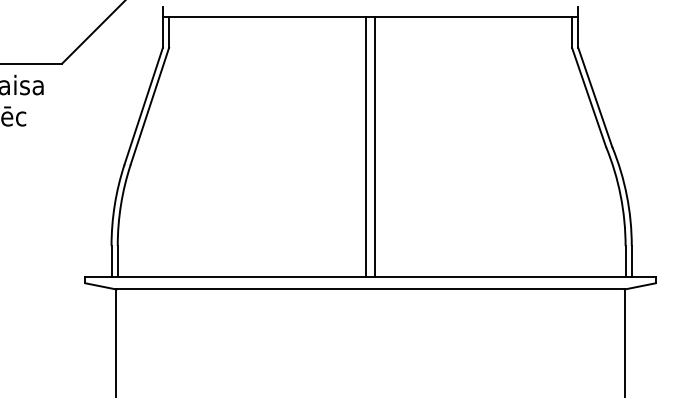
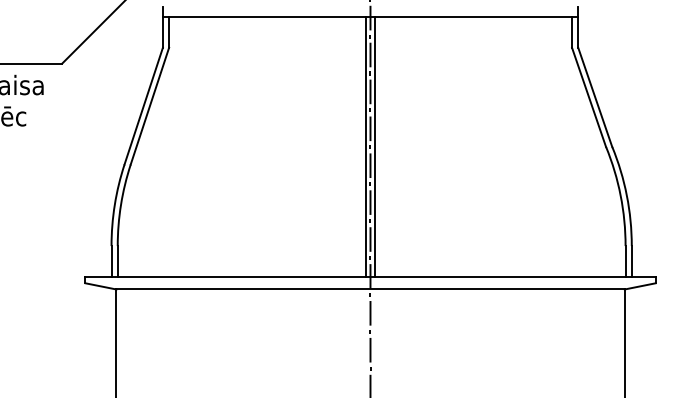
line: none -> present (370, 198)
